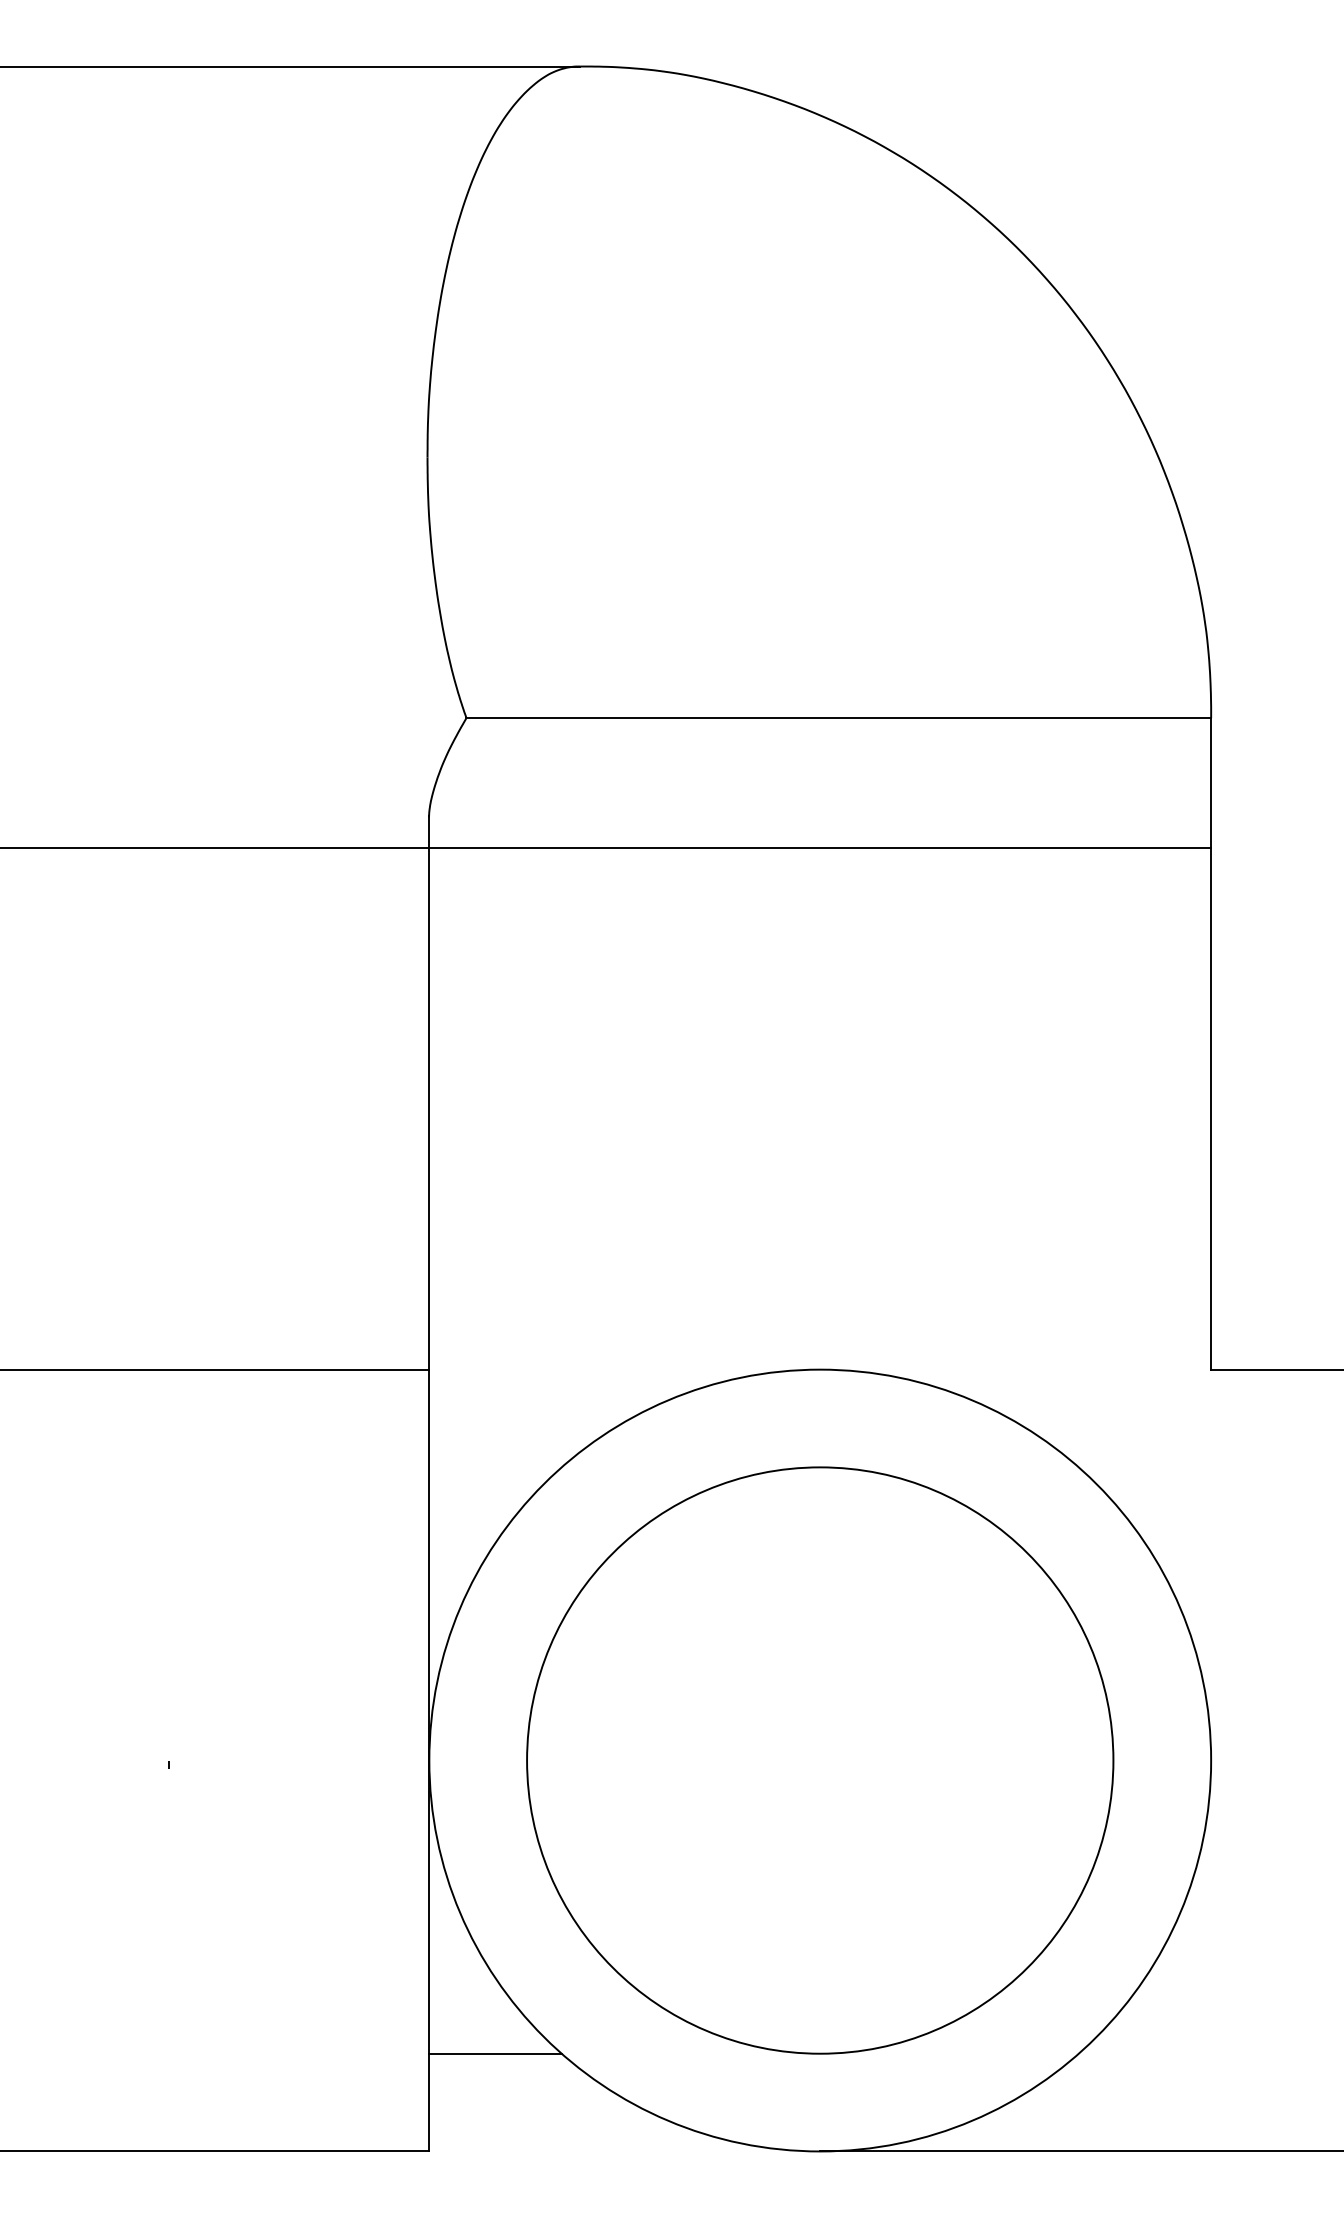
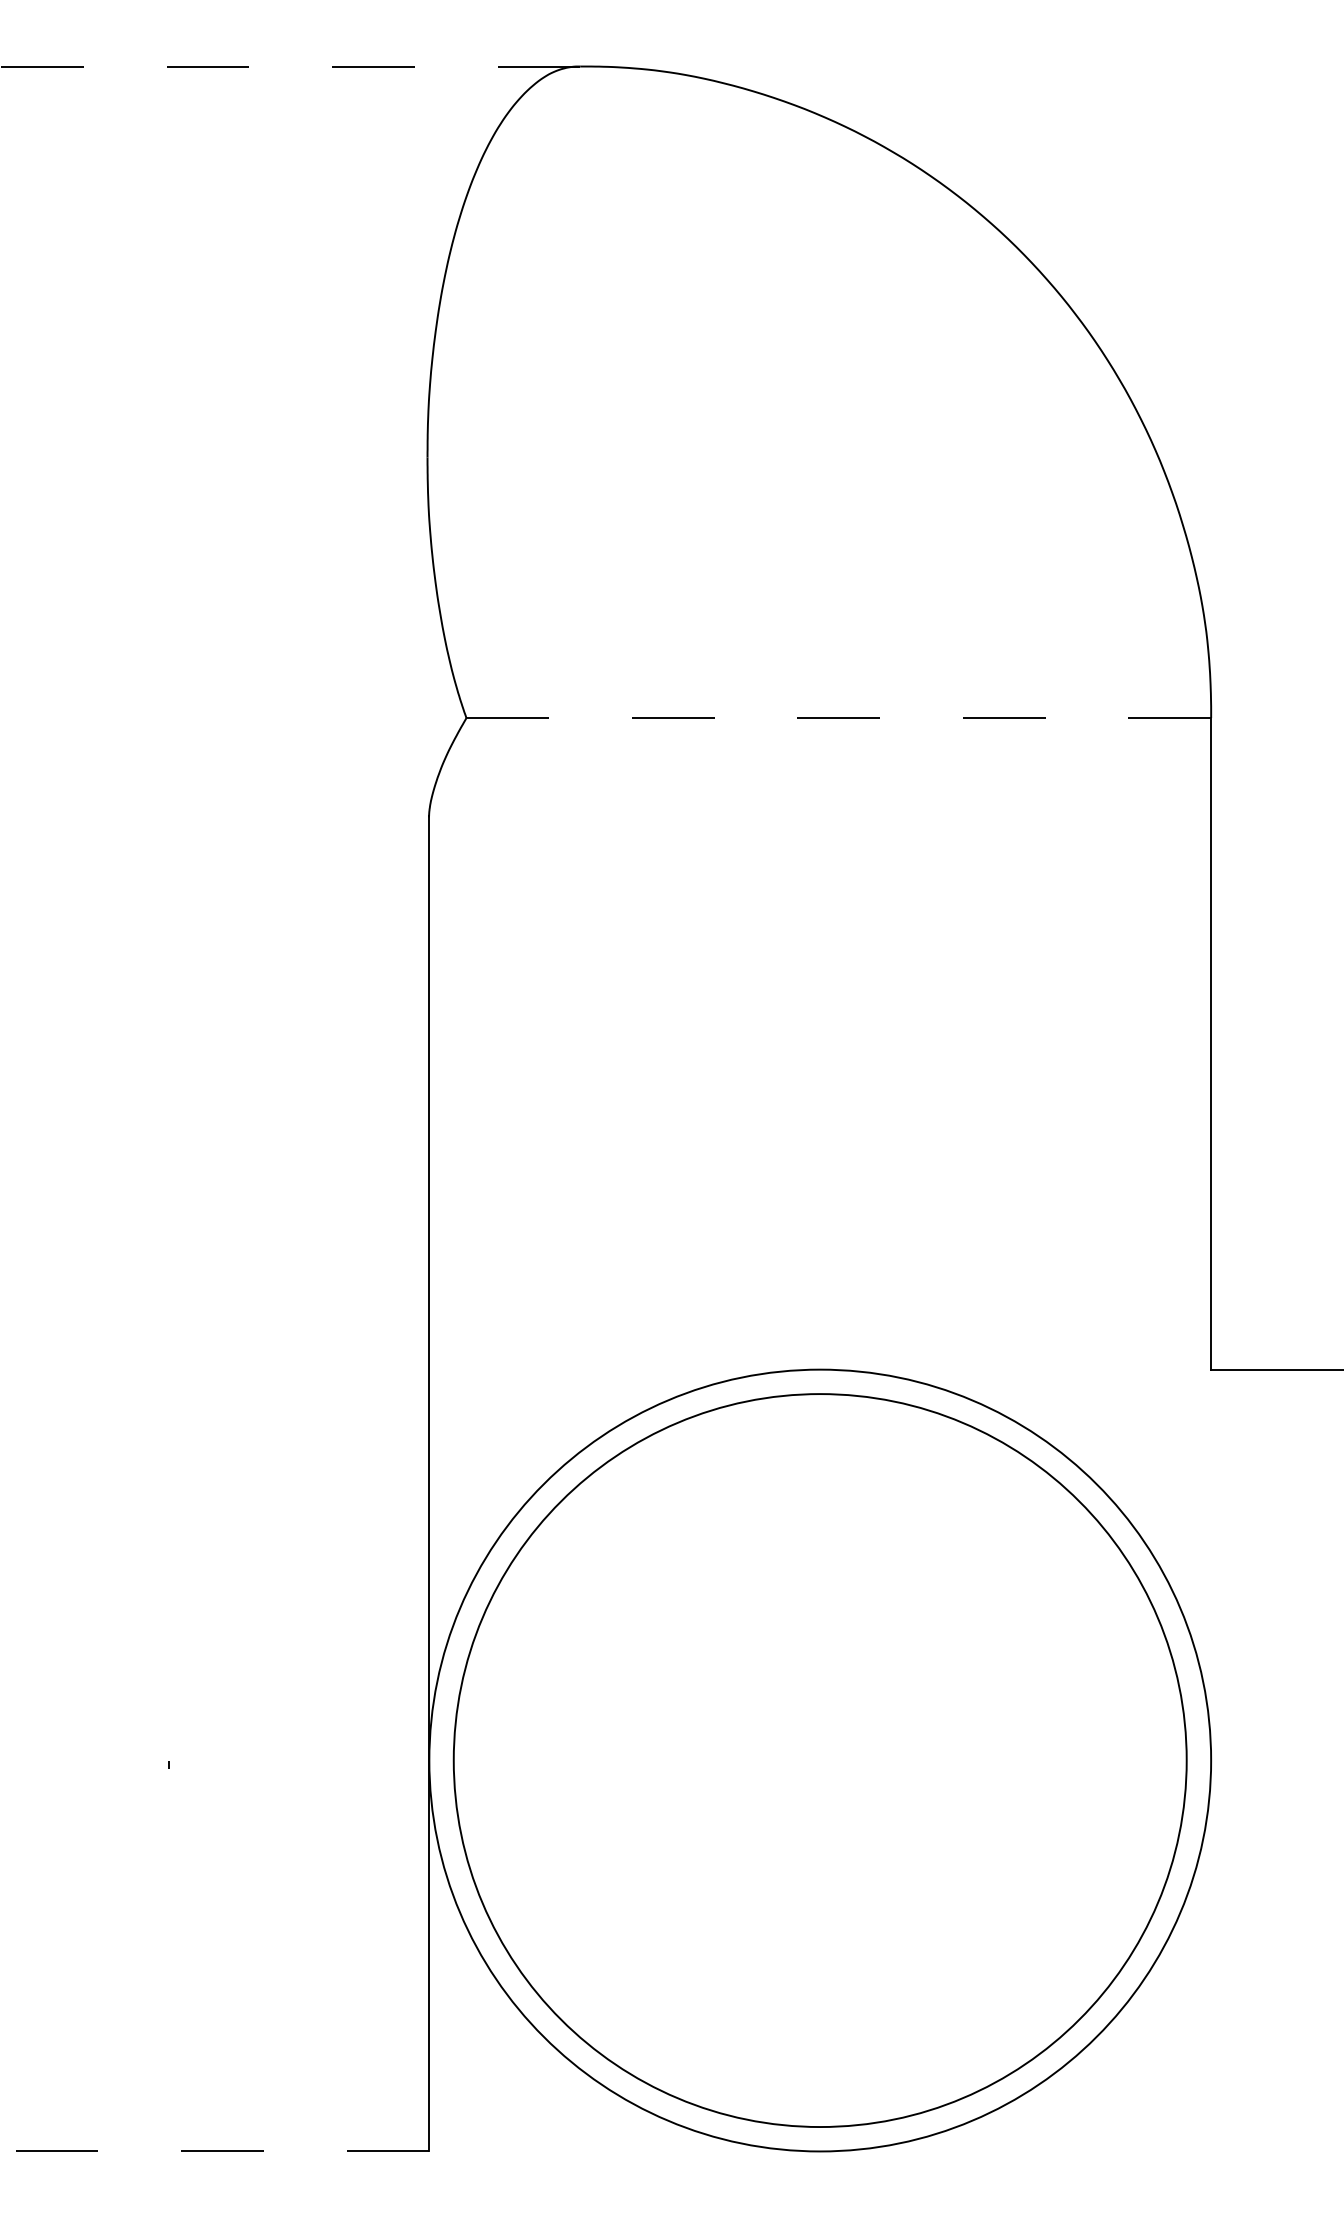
line: solid -> dashed (290, 66)
line: solid -> dashed (838, 718)
line: present -> none (606, 848)
line: present -> none (215, 1369)
circle diameter: 586 px -> 733 px (819, 1760)
line: present -> none (495, 2053)
line: solid -> dashed (215, 2151)
line: present -> none (1080, 2151)
